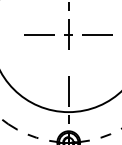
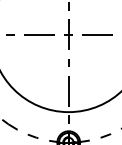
curve: none -> present (10, 34)
curve: none -> present (68, 62)
